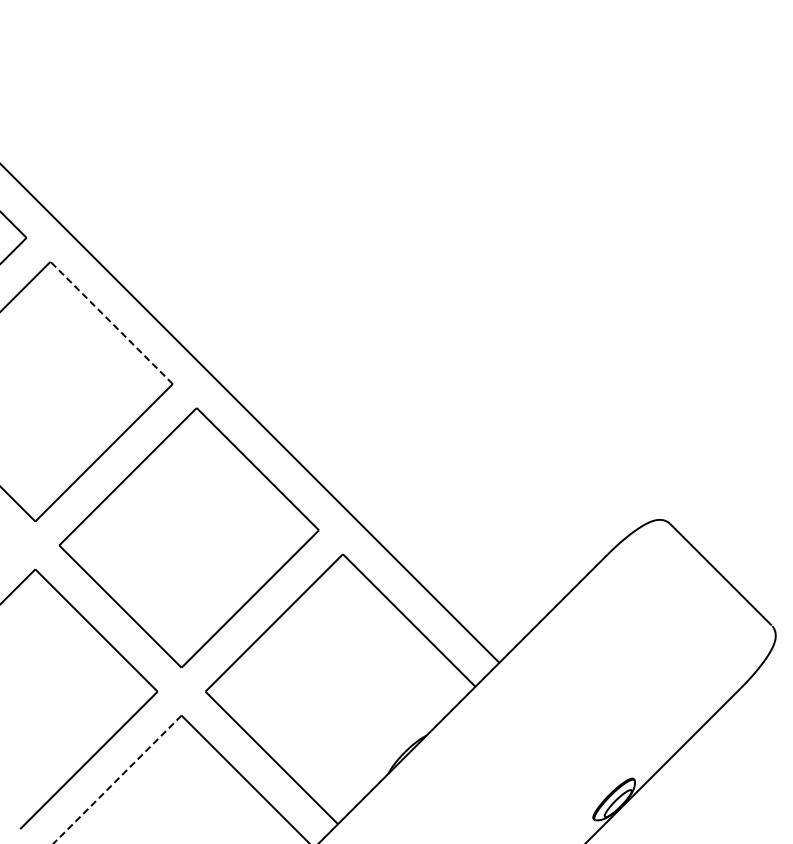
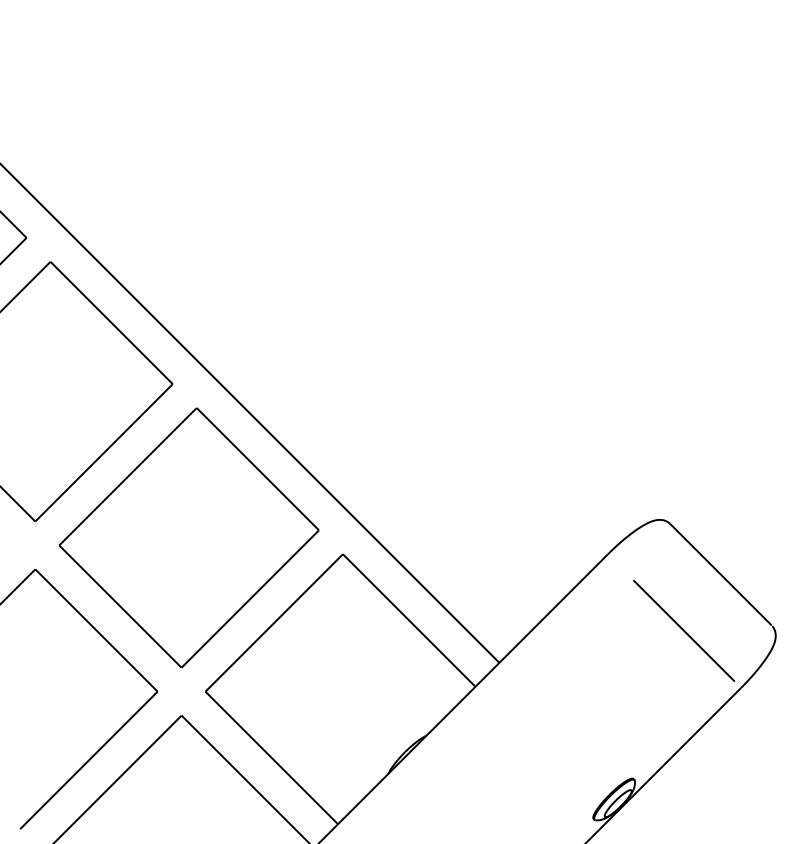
line: dashed -> solid (111, 322)
line: none -> present (684, 630)
line: dashed -> solid (117, 779)
